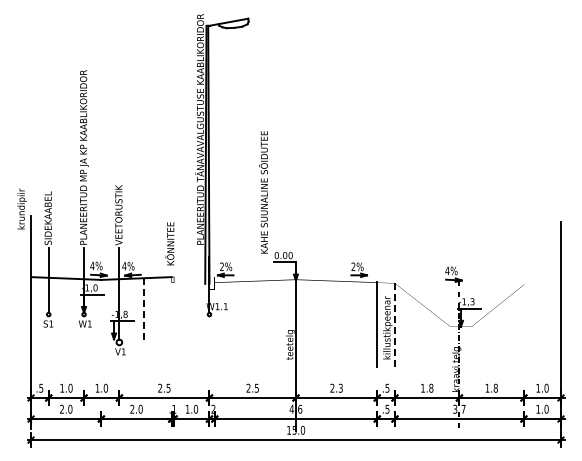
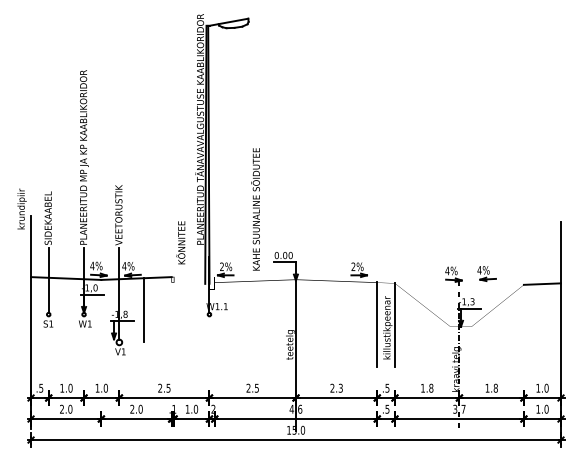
text position: (263, 192) -> (255, 209) (255, 209)
text position: (169, 243) -> (180, 242) (180, 242)
part: none -> present (486, 273)
line: none -> present (542, 283)
line: dashed -> solid (144, 309)
line: dashed -> solid (394, 325)
